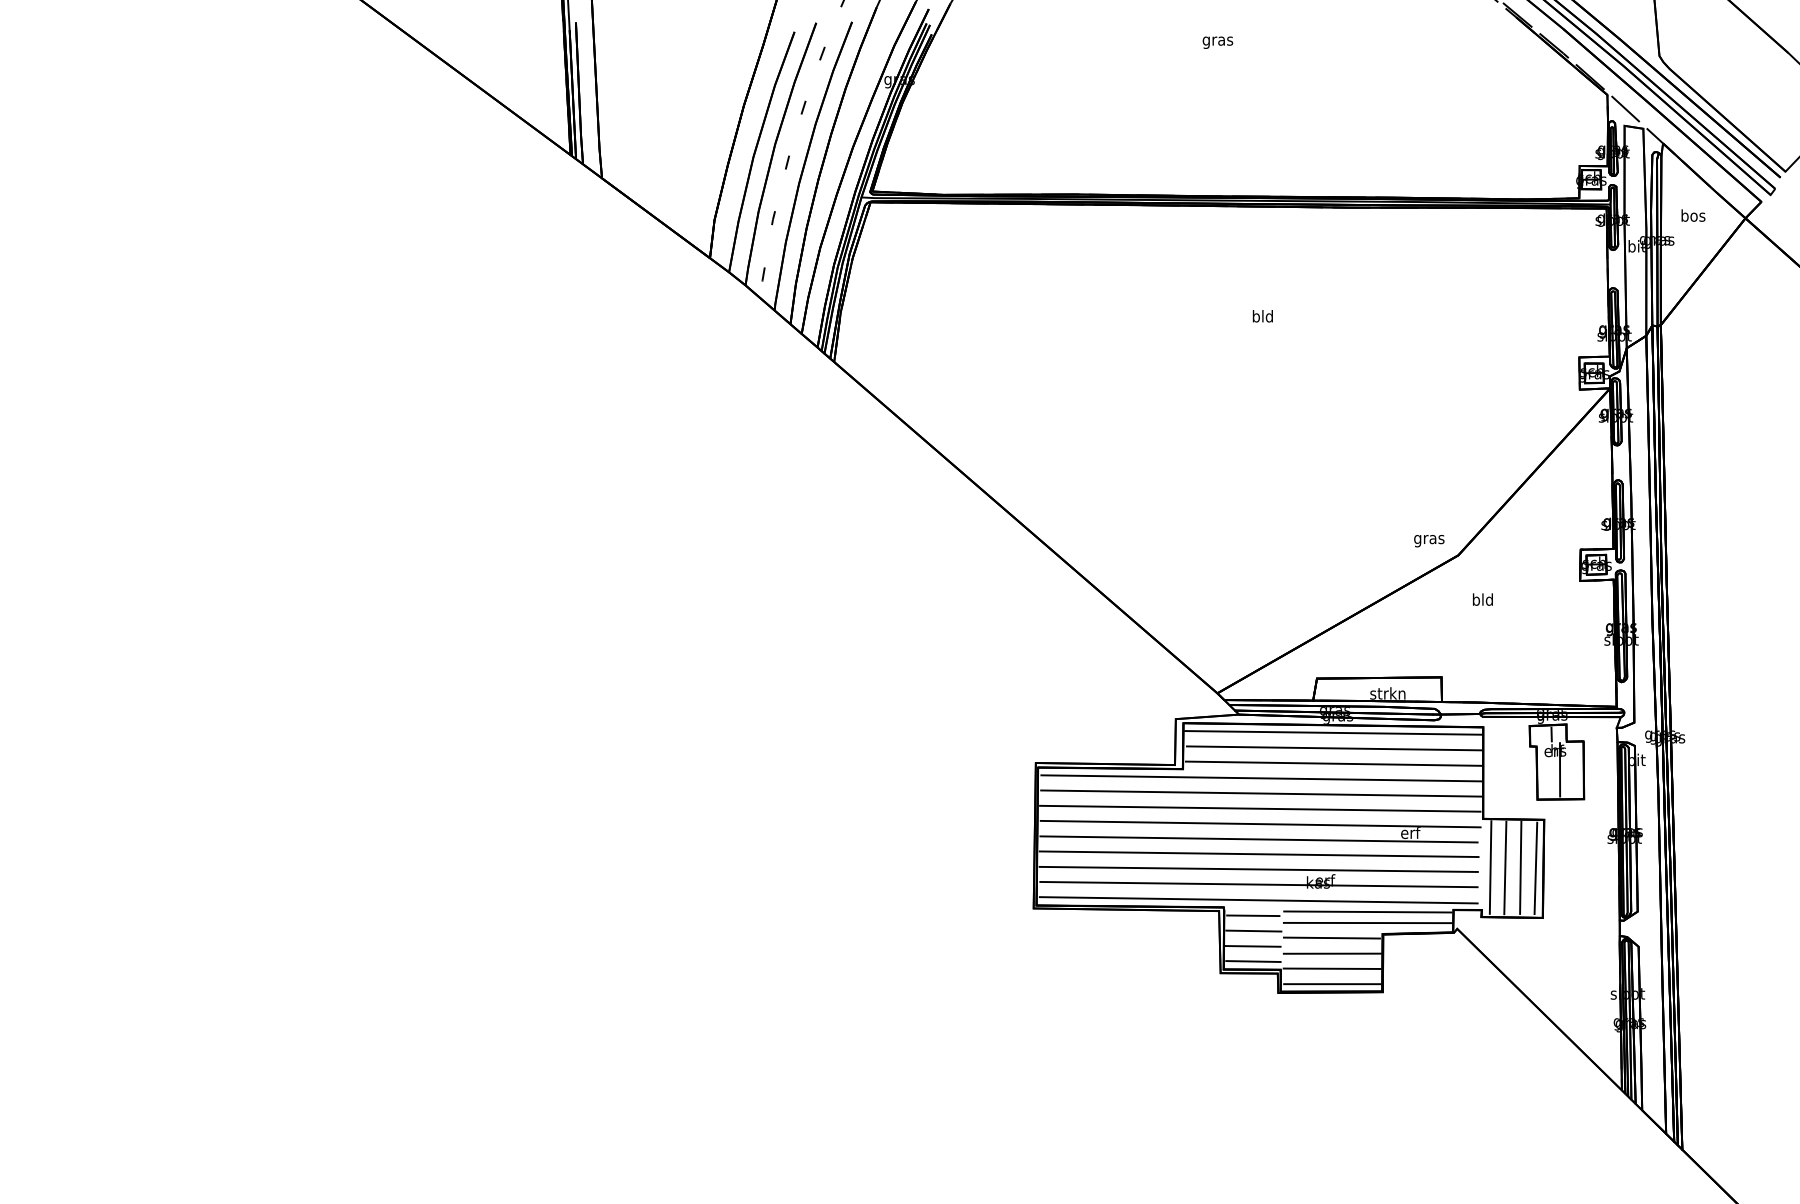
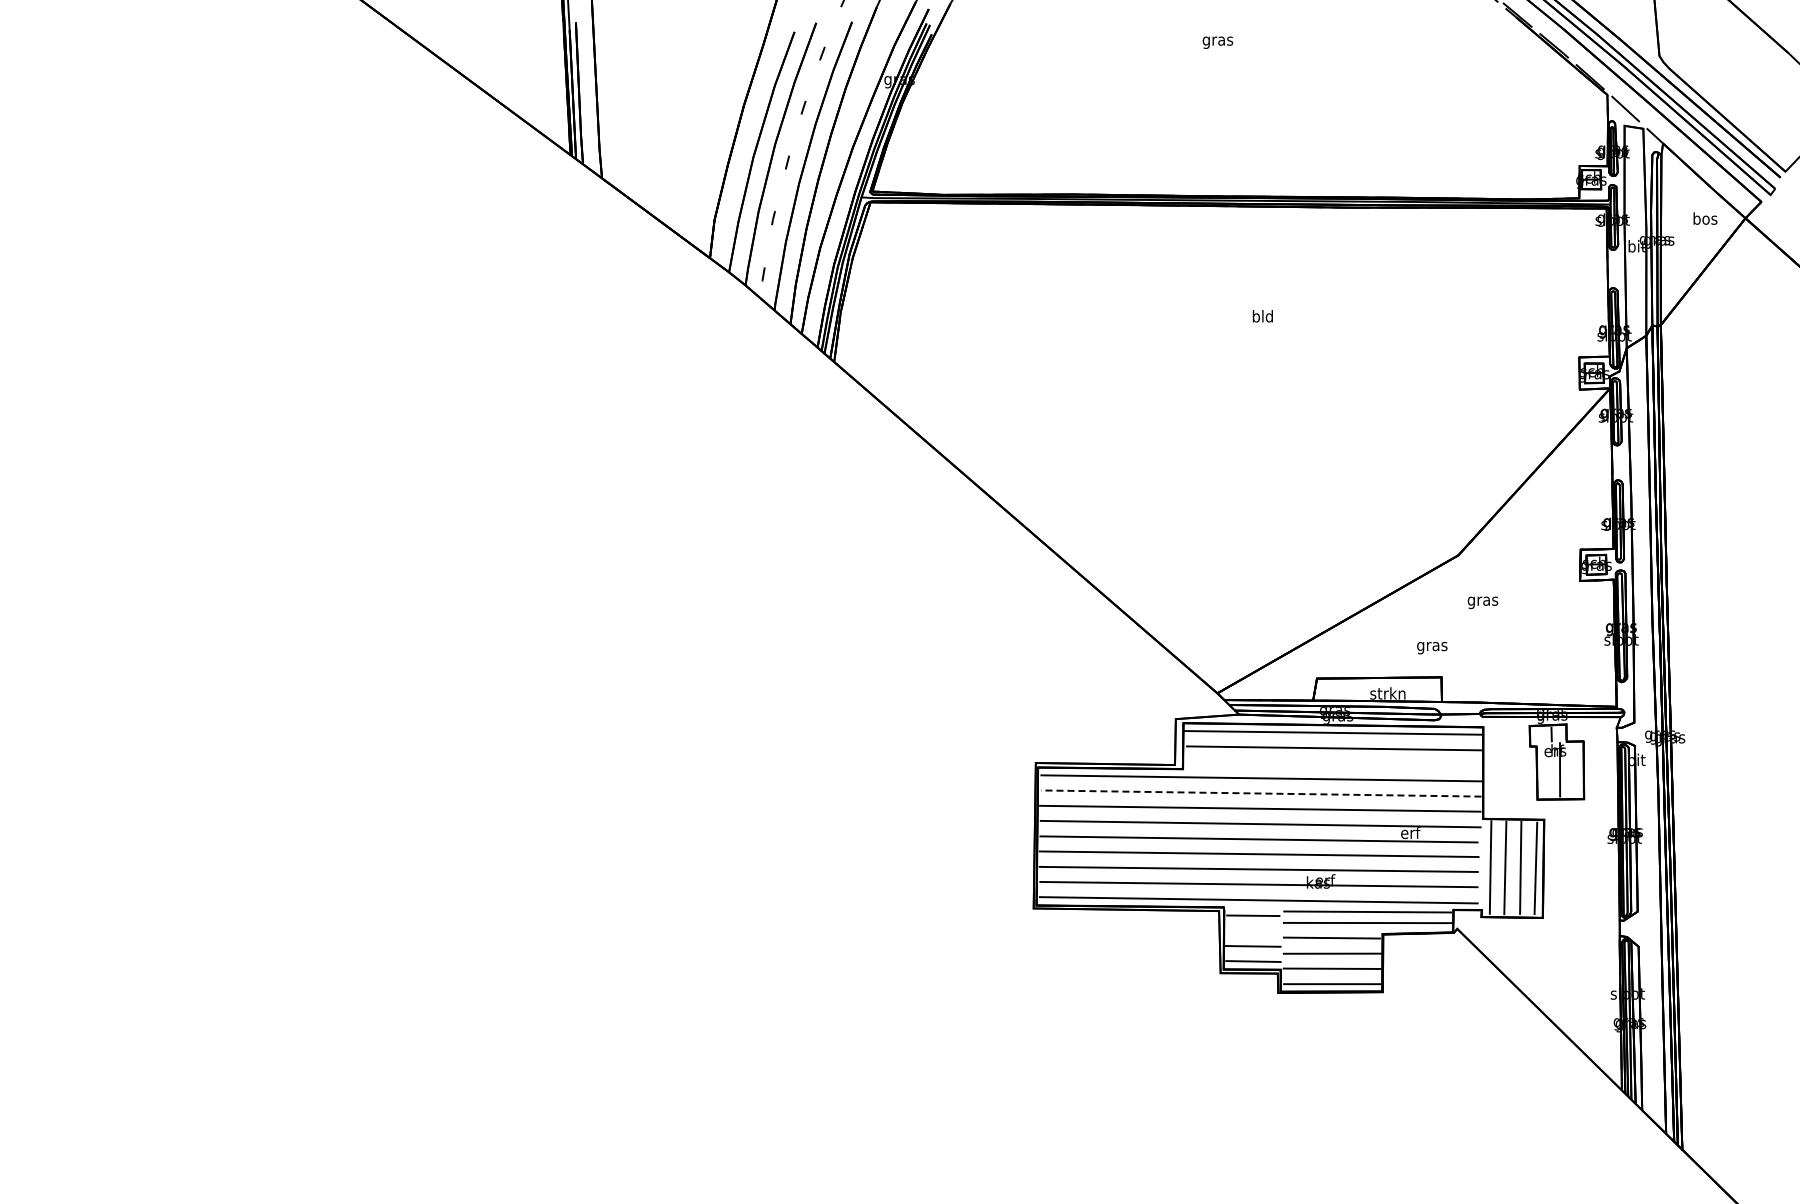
text position: (1693, 215) -> (1705, 218) (1705, 218)
text position: (1429, 541) -> (1432, 648) (1432, 648)
text: bld -> gras (1482, 601)
line: present -> none (1333, 763)
line: solid -> dashed (1260, 793)
line: present -> none (1253, 930)
